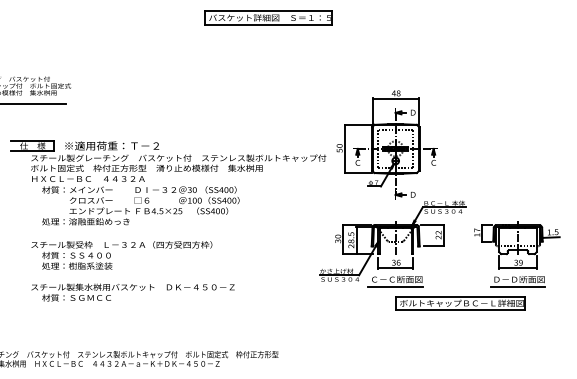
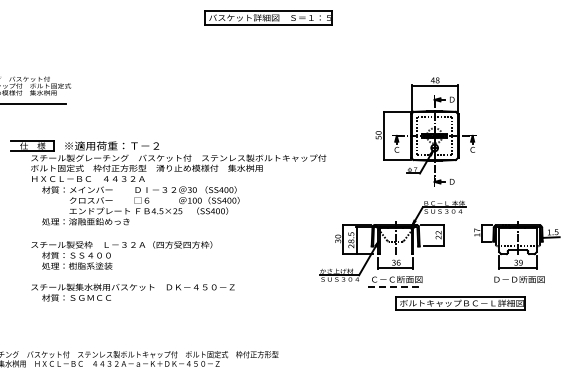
part position: (386, 144) -> (425, 131) (425, 131)
line: solid -> dashed (396, 286)
line: present -> none (517, 286)
